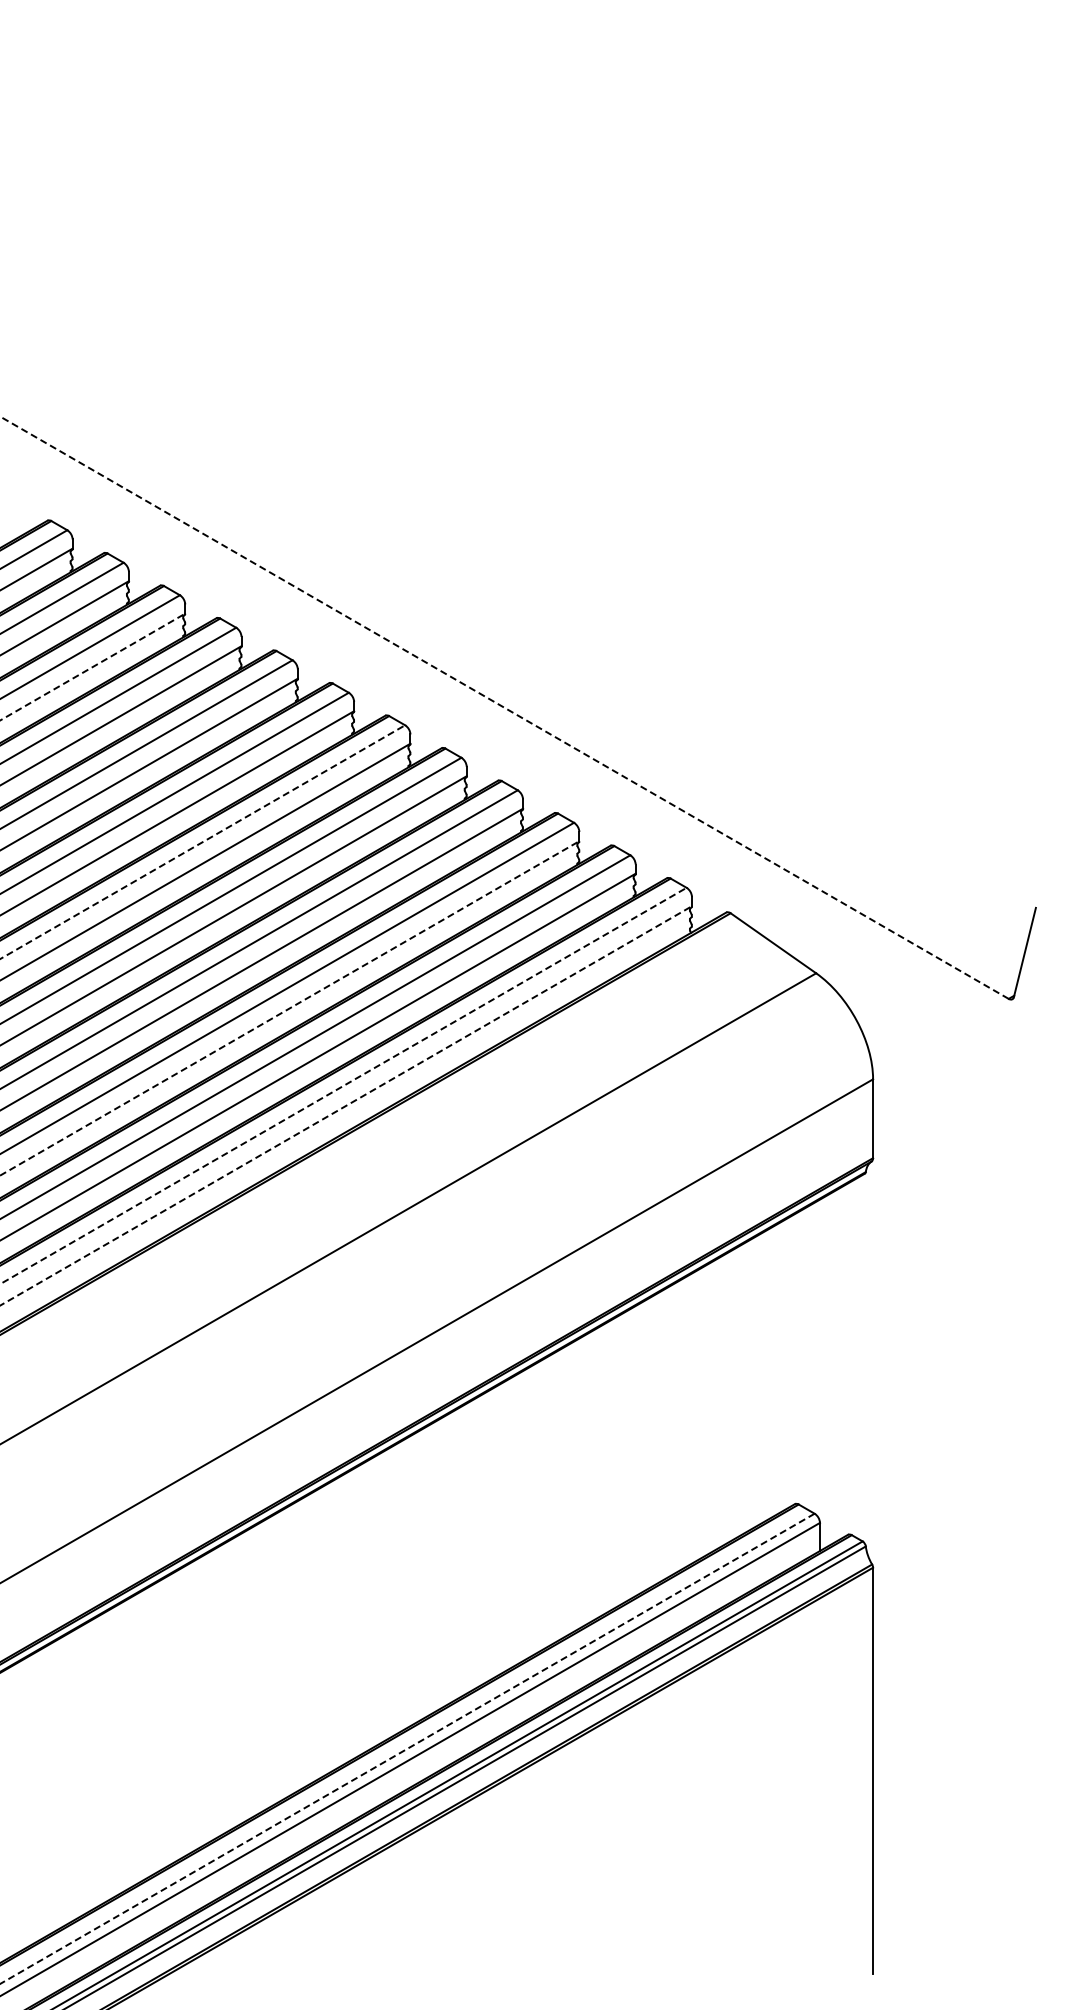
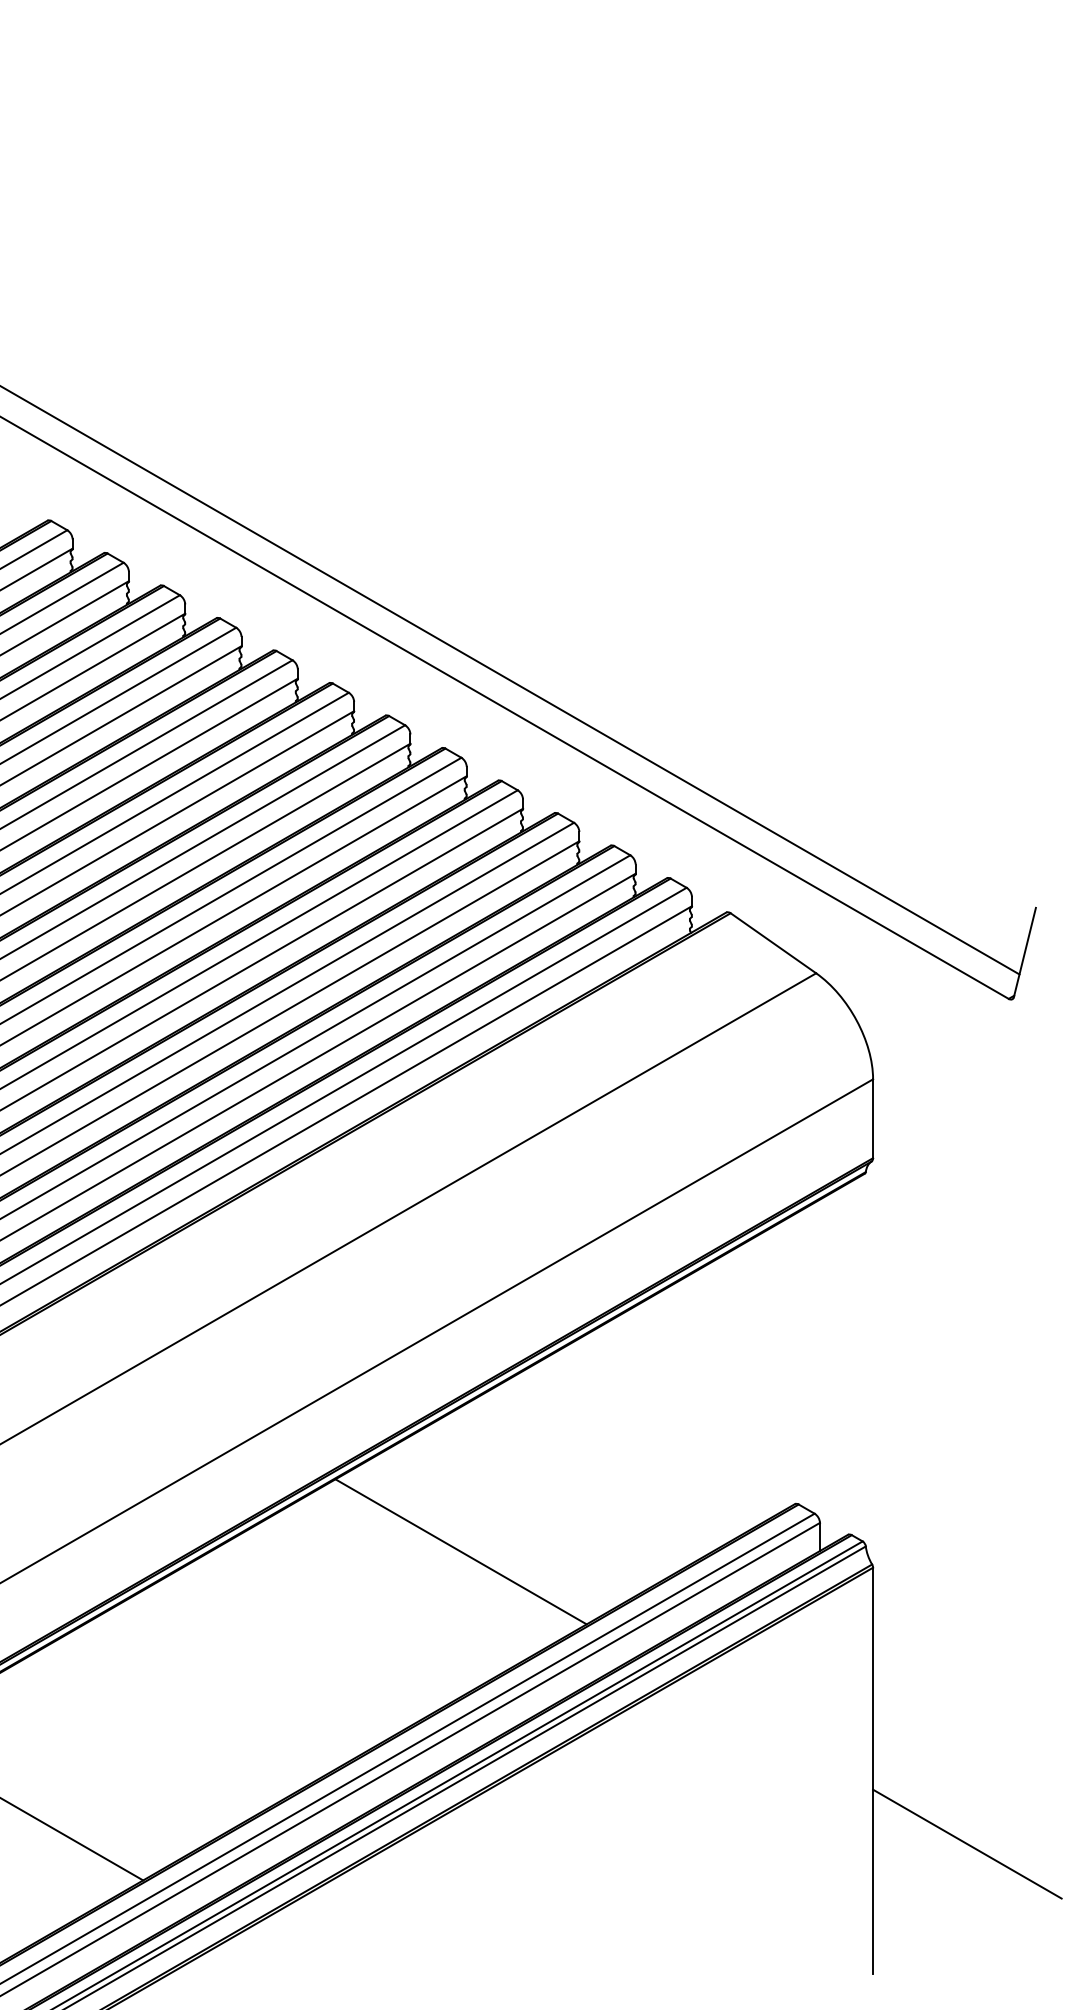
line: dashed -> solid (93, 666)
line: none -> present (510, 680)
line: dashed -> solid (503, 707)
line: dashed -> solid (203, 841)
line: dashed -> solid (290, 1008)
line: dashed -> solid (343, 1085)
line: dashed -> solid (346, 1105)
line: none -> present (460, 1551)
line: dashed -> solid (407, 1748)
line: none -> present (72, 1839)
line: none -> present (967, 1843)
